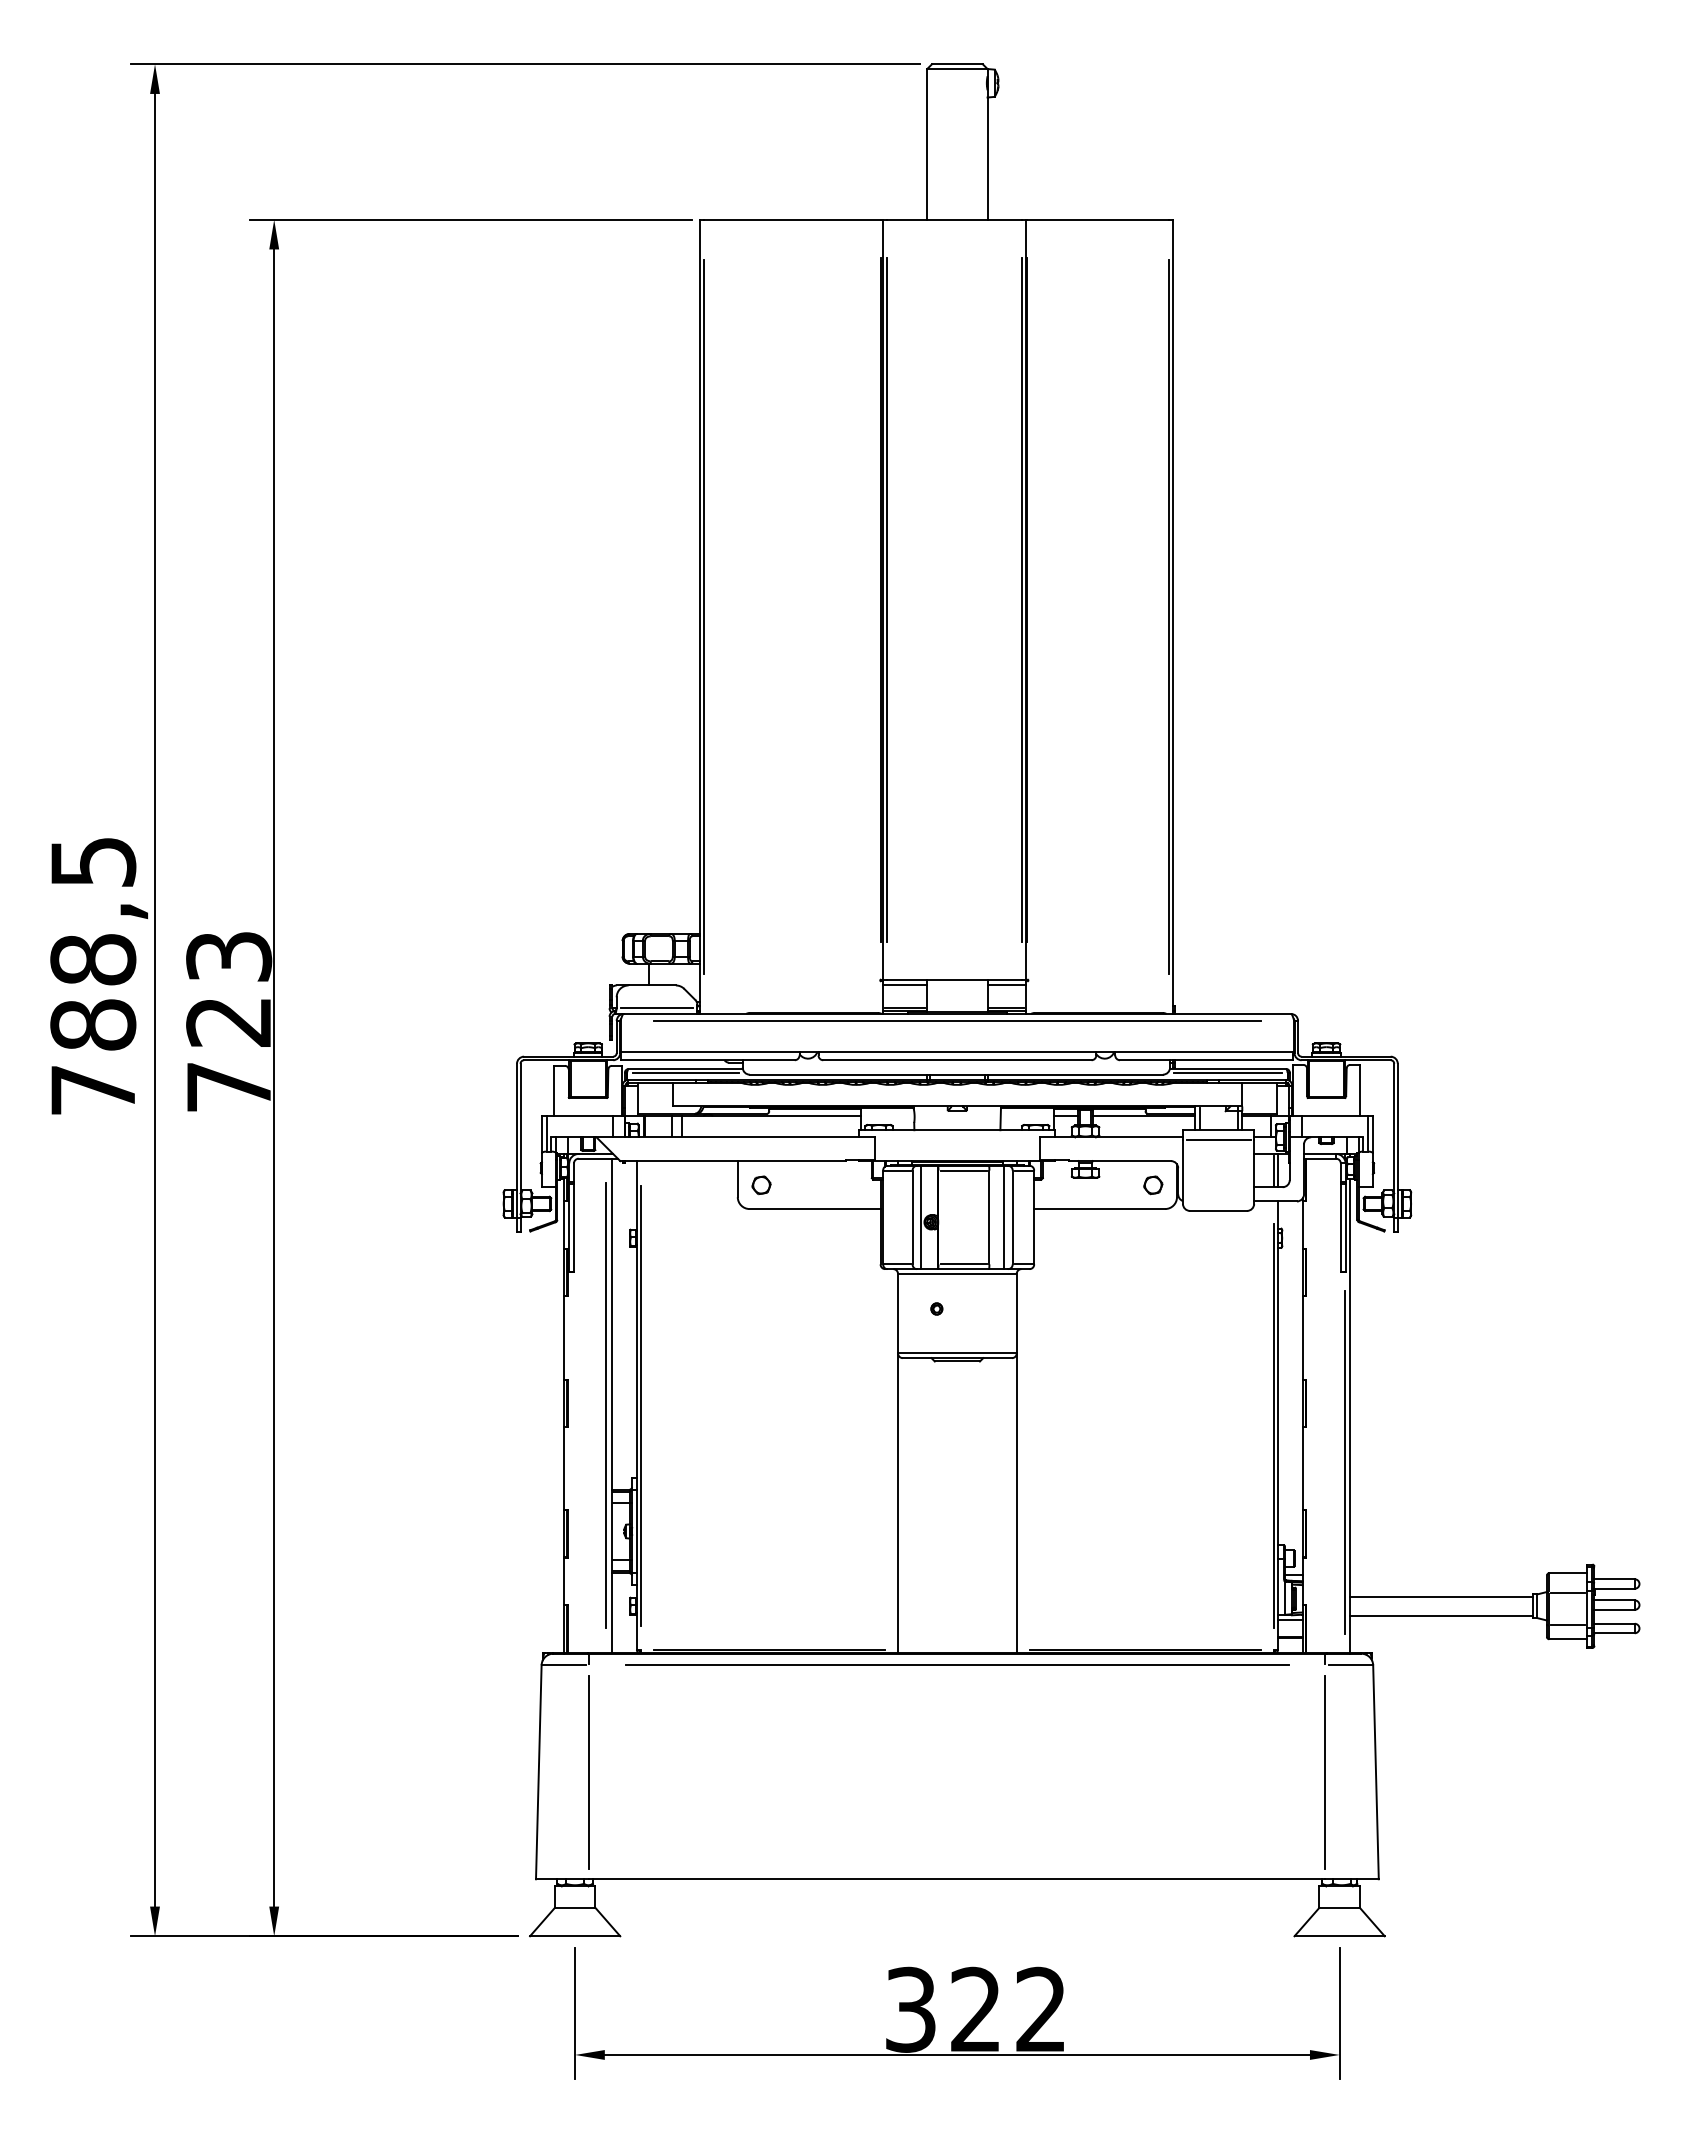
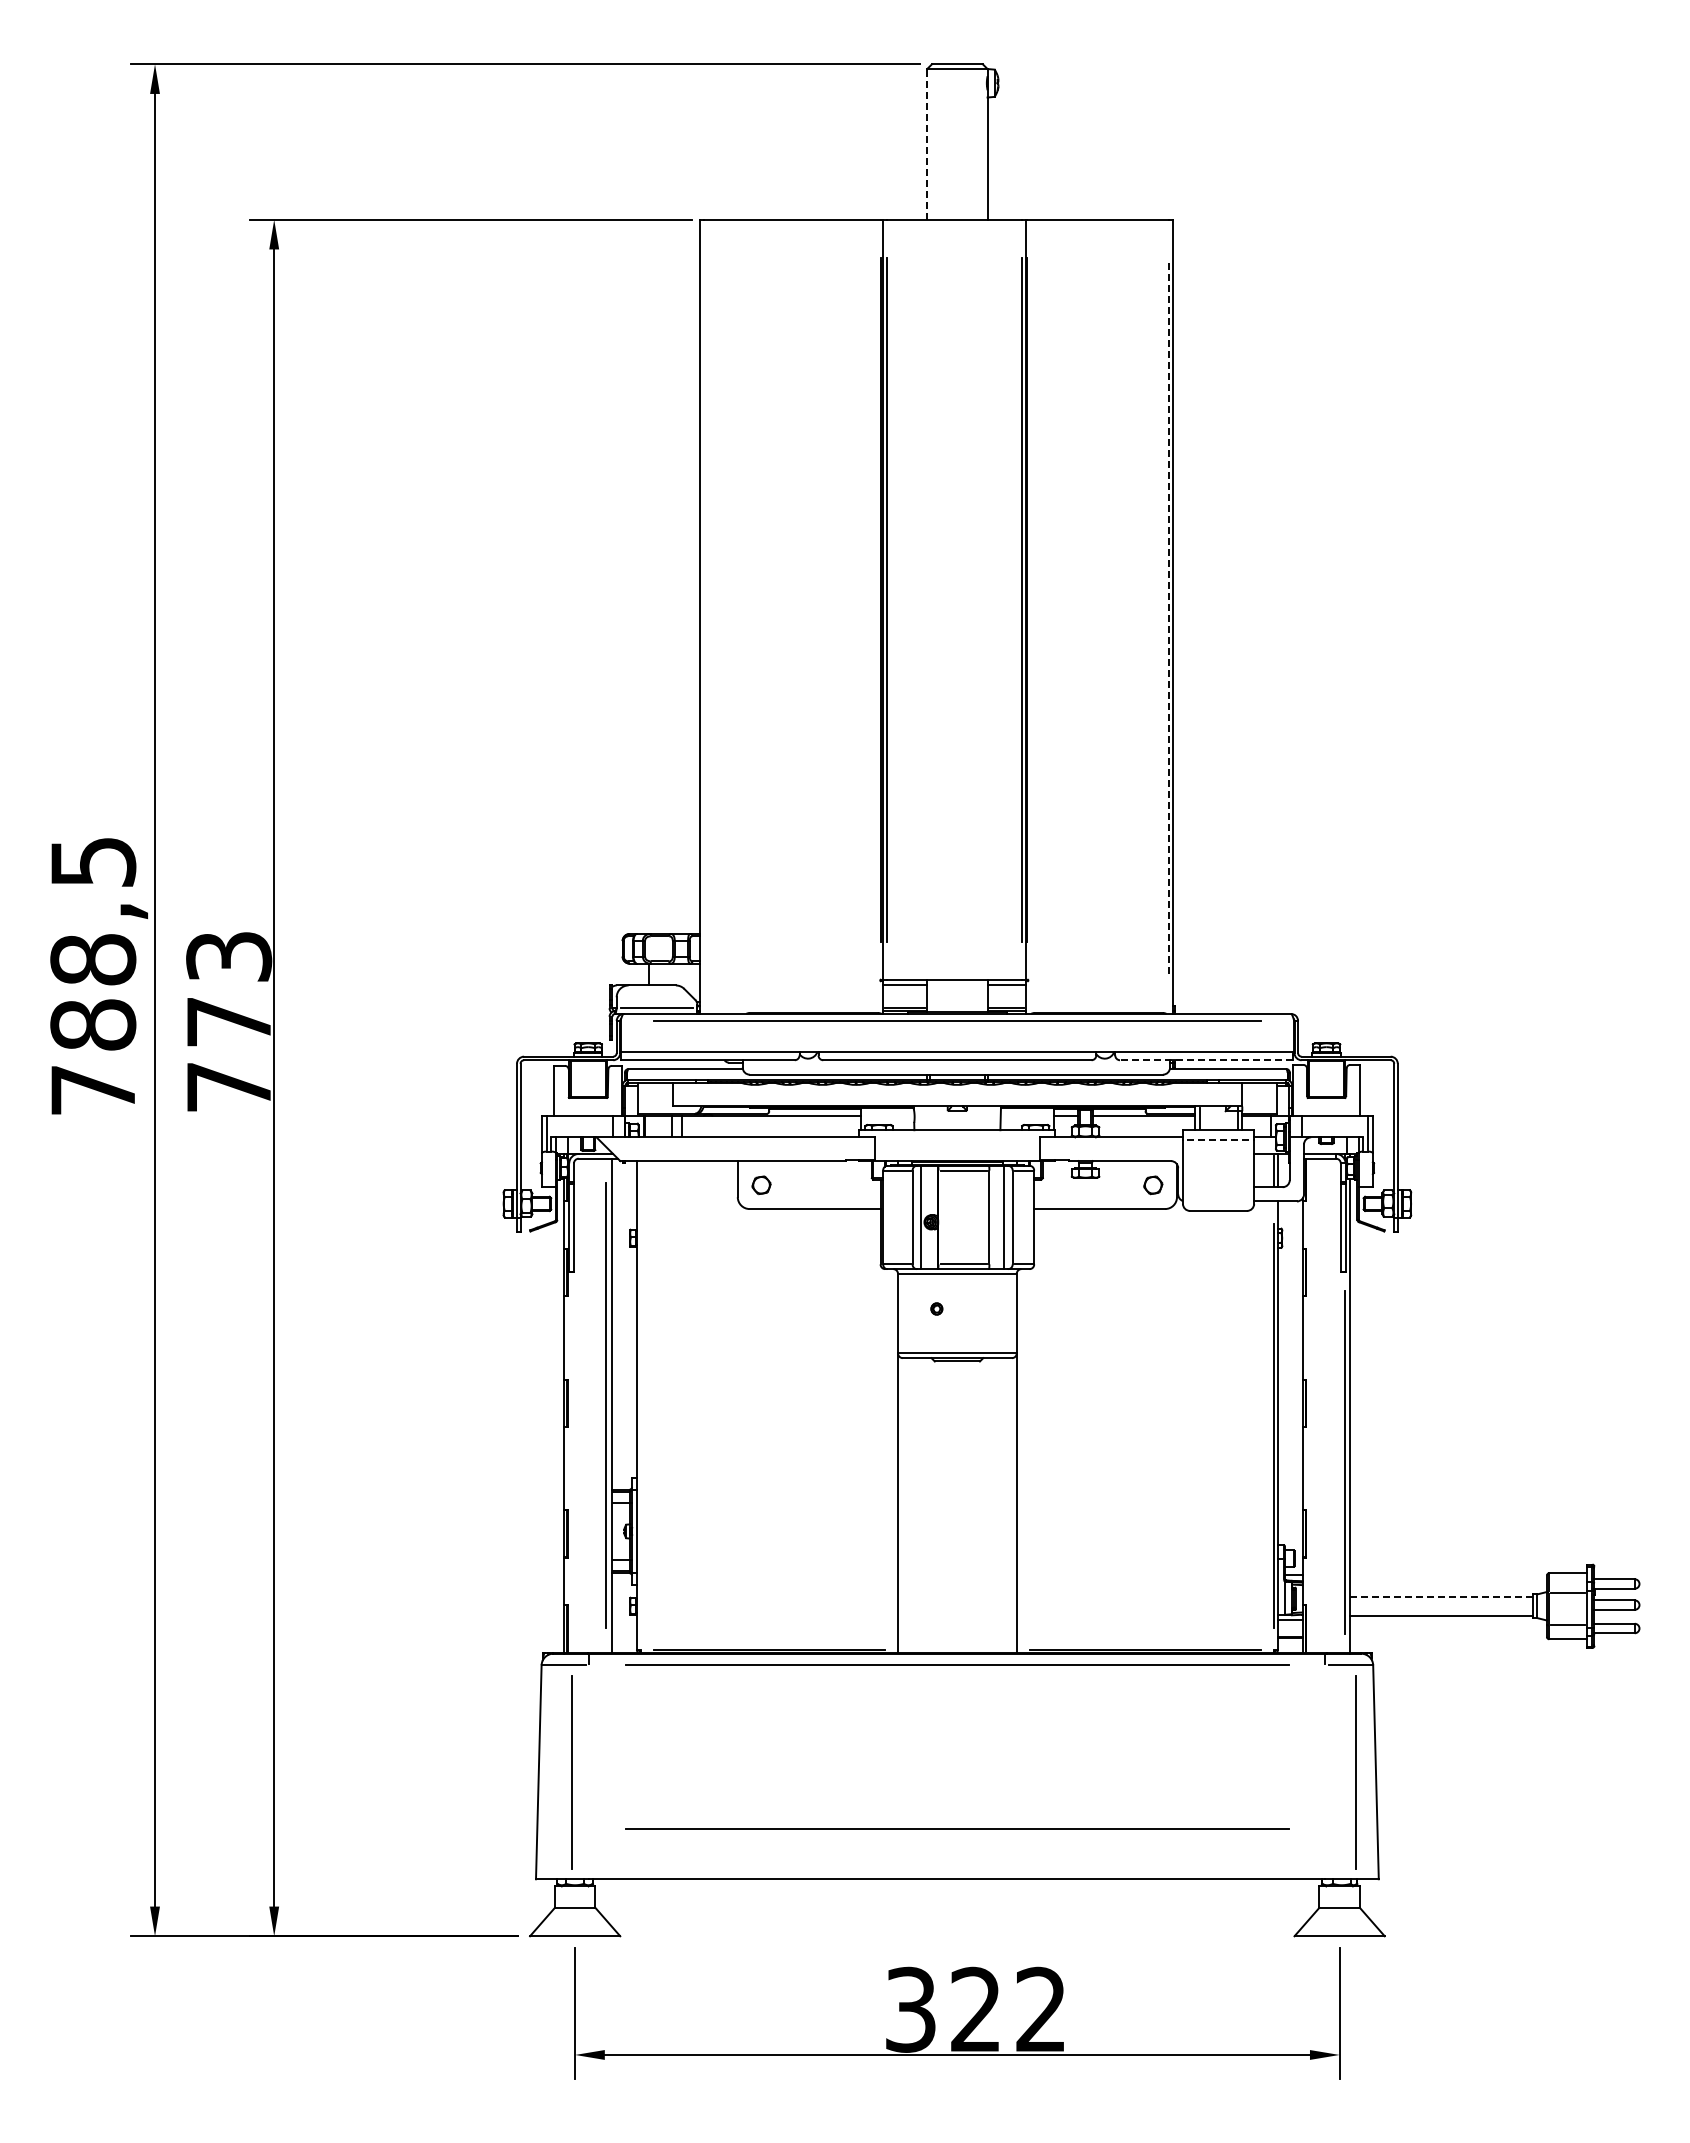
line: solid -> dashed (927, 143)
line: present -> none (704, 616)
line: solid -> dashed (1168, 616)
text: 723 -> 773 (228, 1022)
line: solid -> dashed (1206, 1060)
line: present -> none (685, 1072)
line: present -> none (1227, 1072)
line: solid -> dashed (1219, 1139)
line: present -> none (640, 1405)
line: solid -> dashed (1440, 1596)
line position: (588, 1772) -> (571, 1772) (571, 1772)
line position: (1324, 1772) -> (1355, 1772) (1355, 1772)
line: none -> present (957, 1828)
